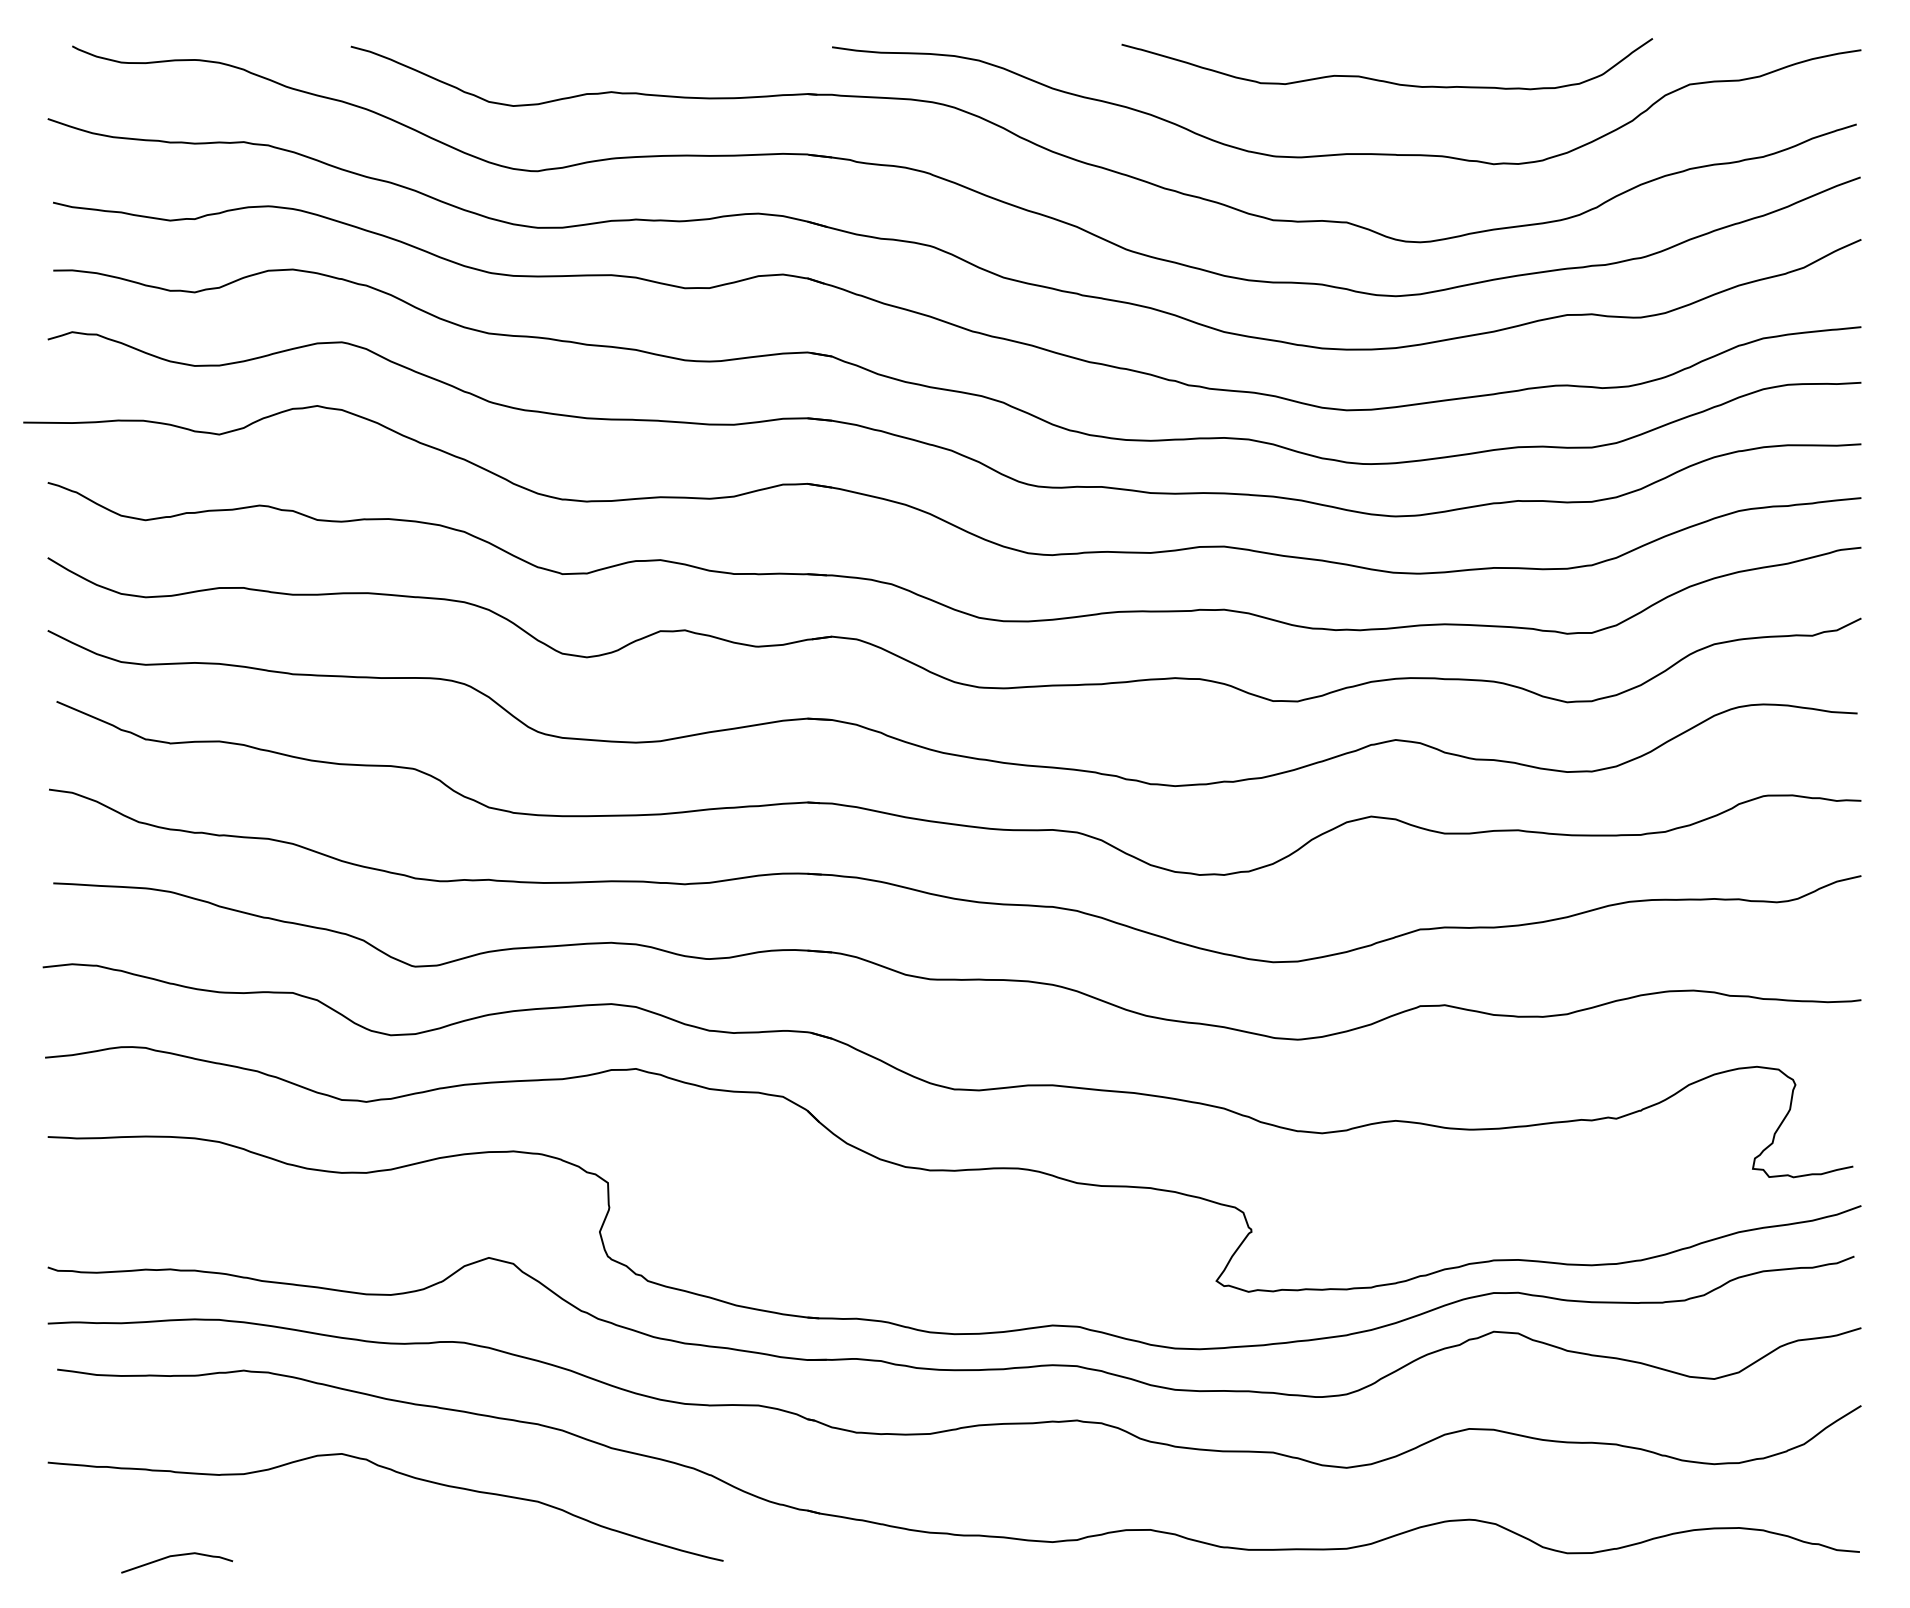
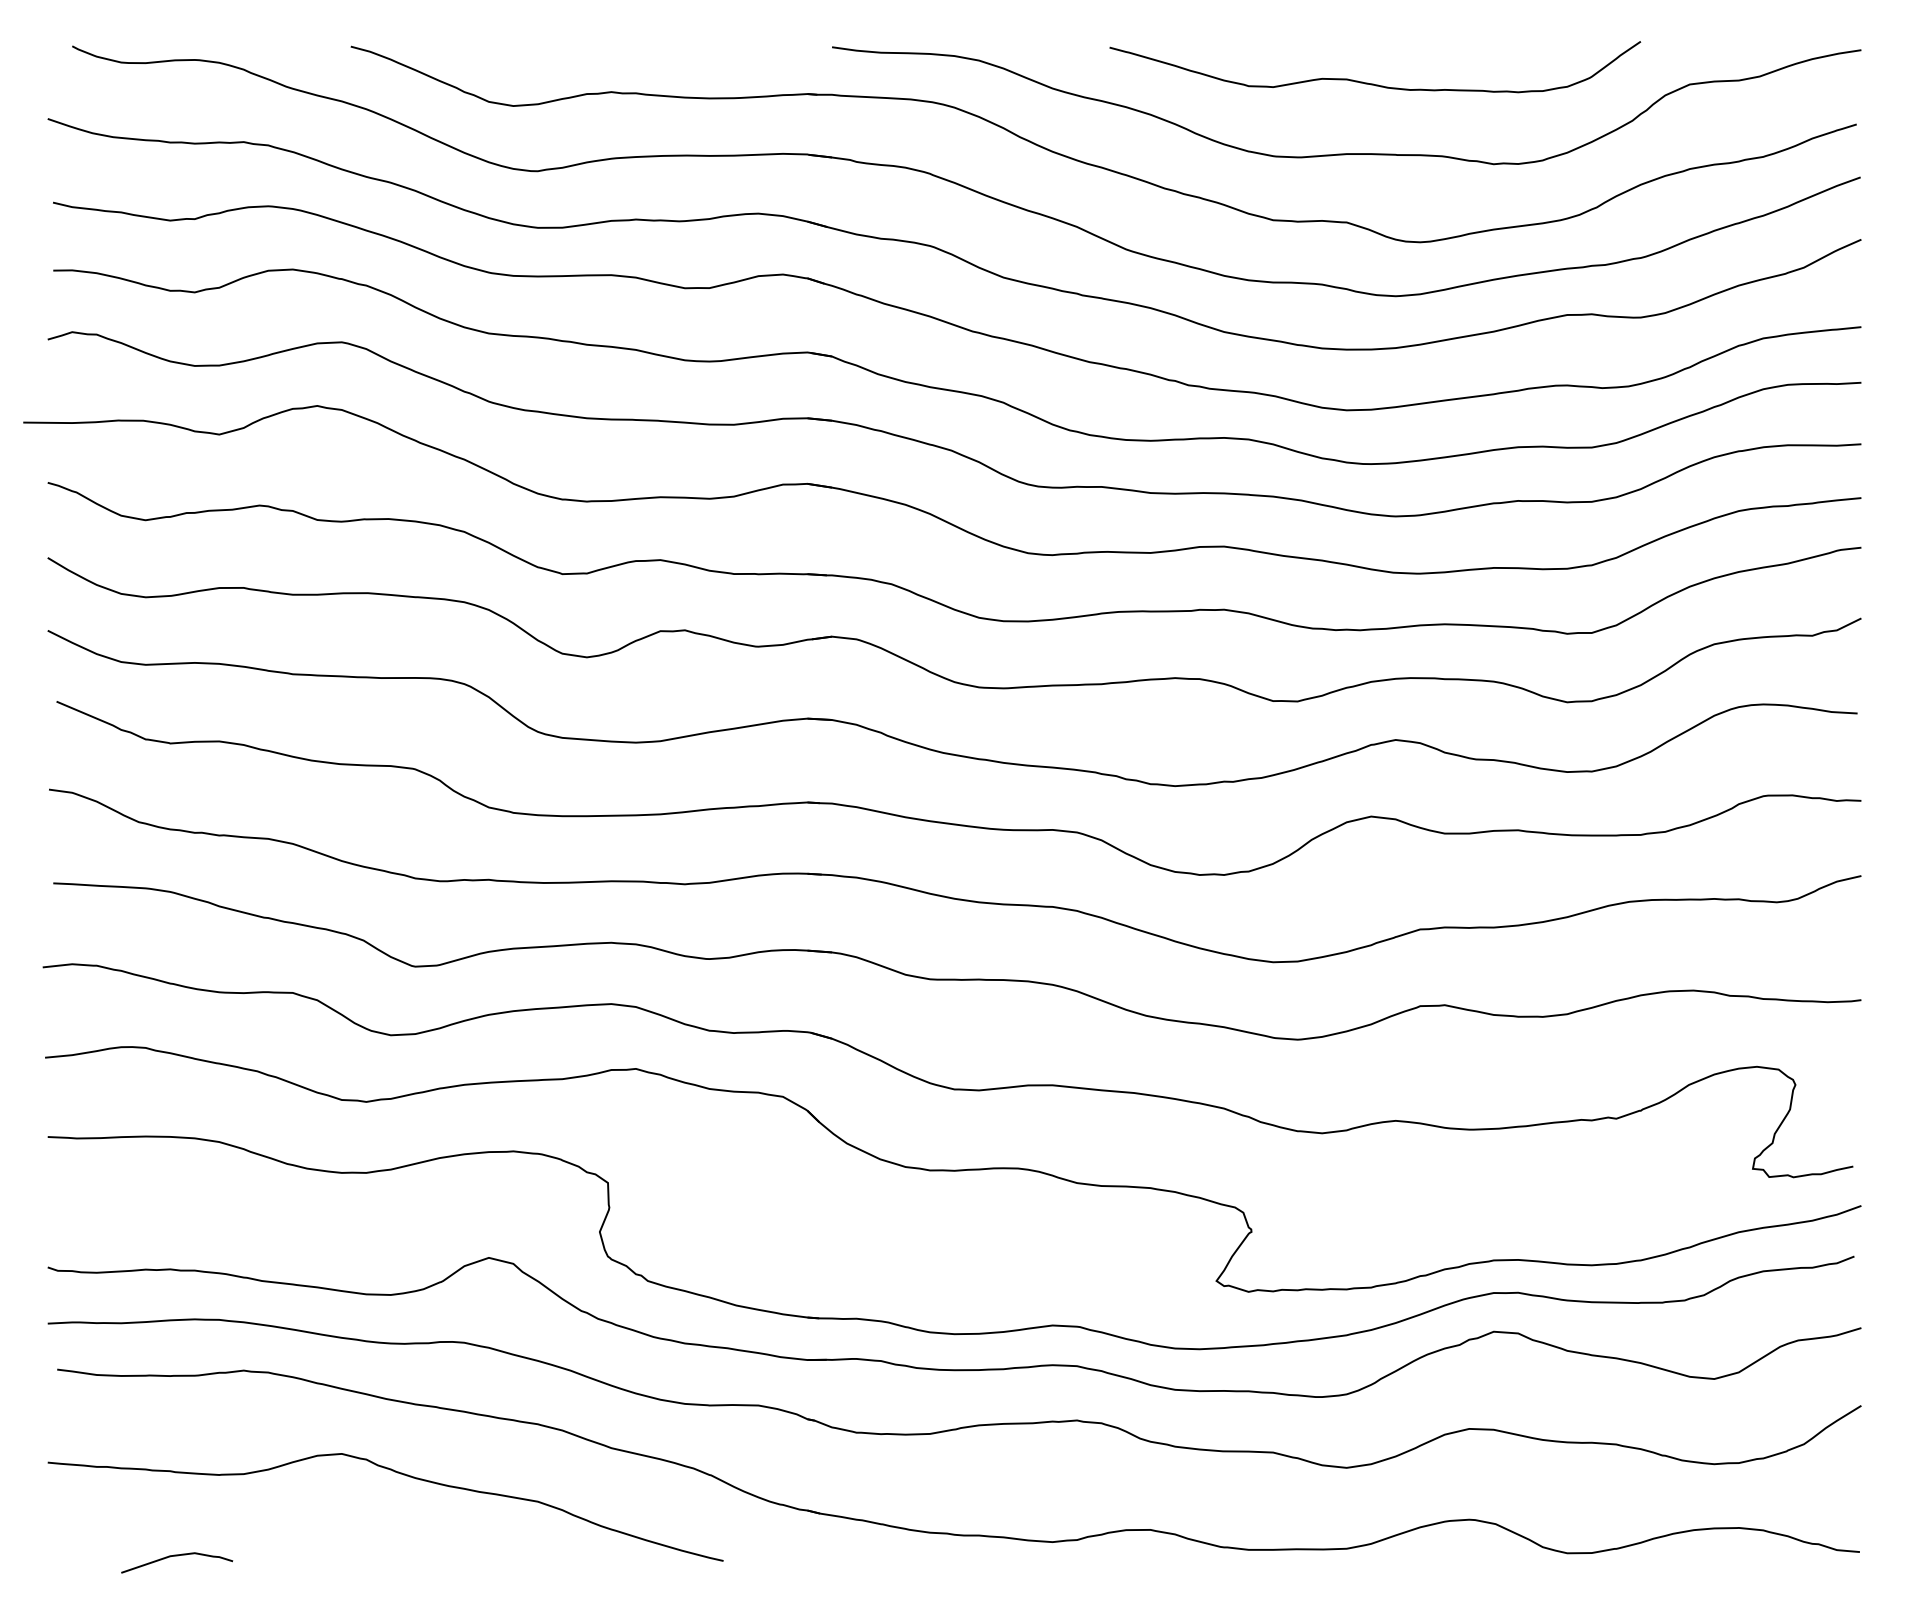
curve position: (1385, 80) -> (1373, 83) (1373, 83)
